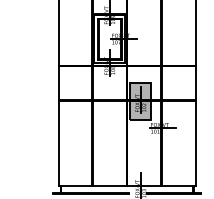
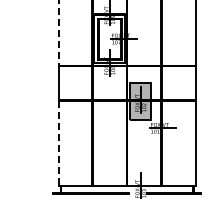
line: solid -> dashed (58, 33)
line: solid -> dashed (58, 143)
